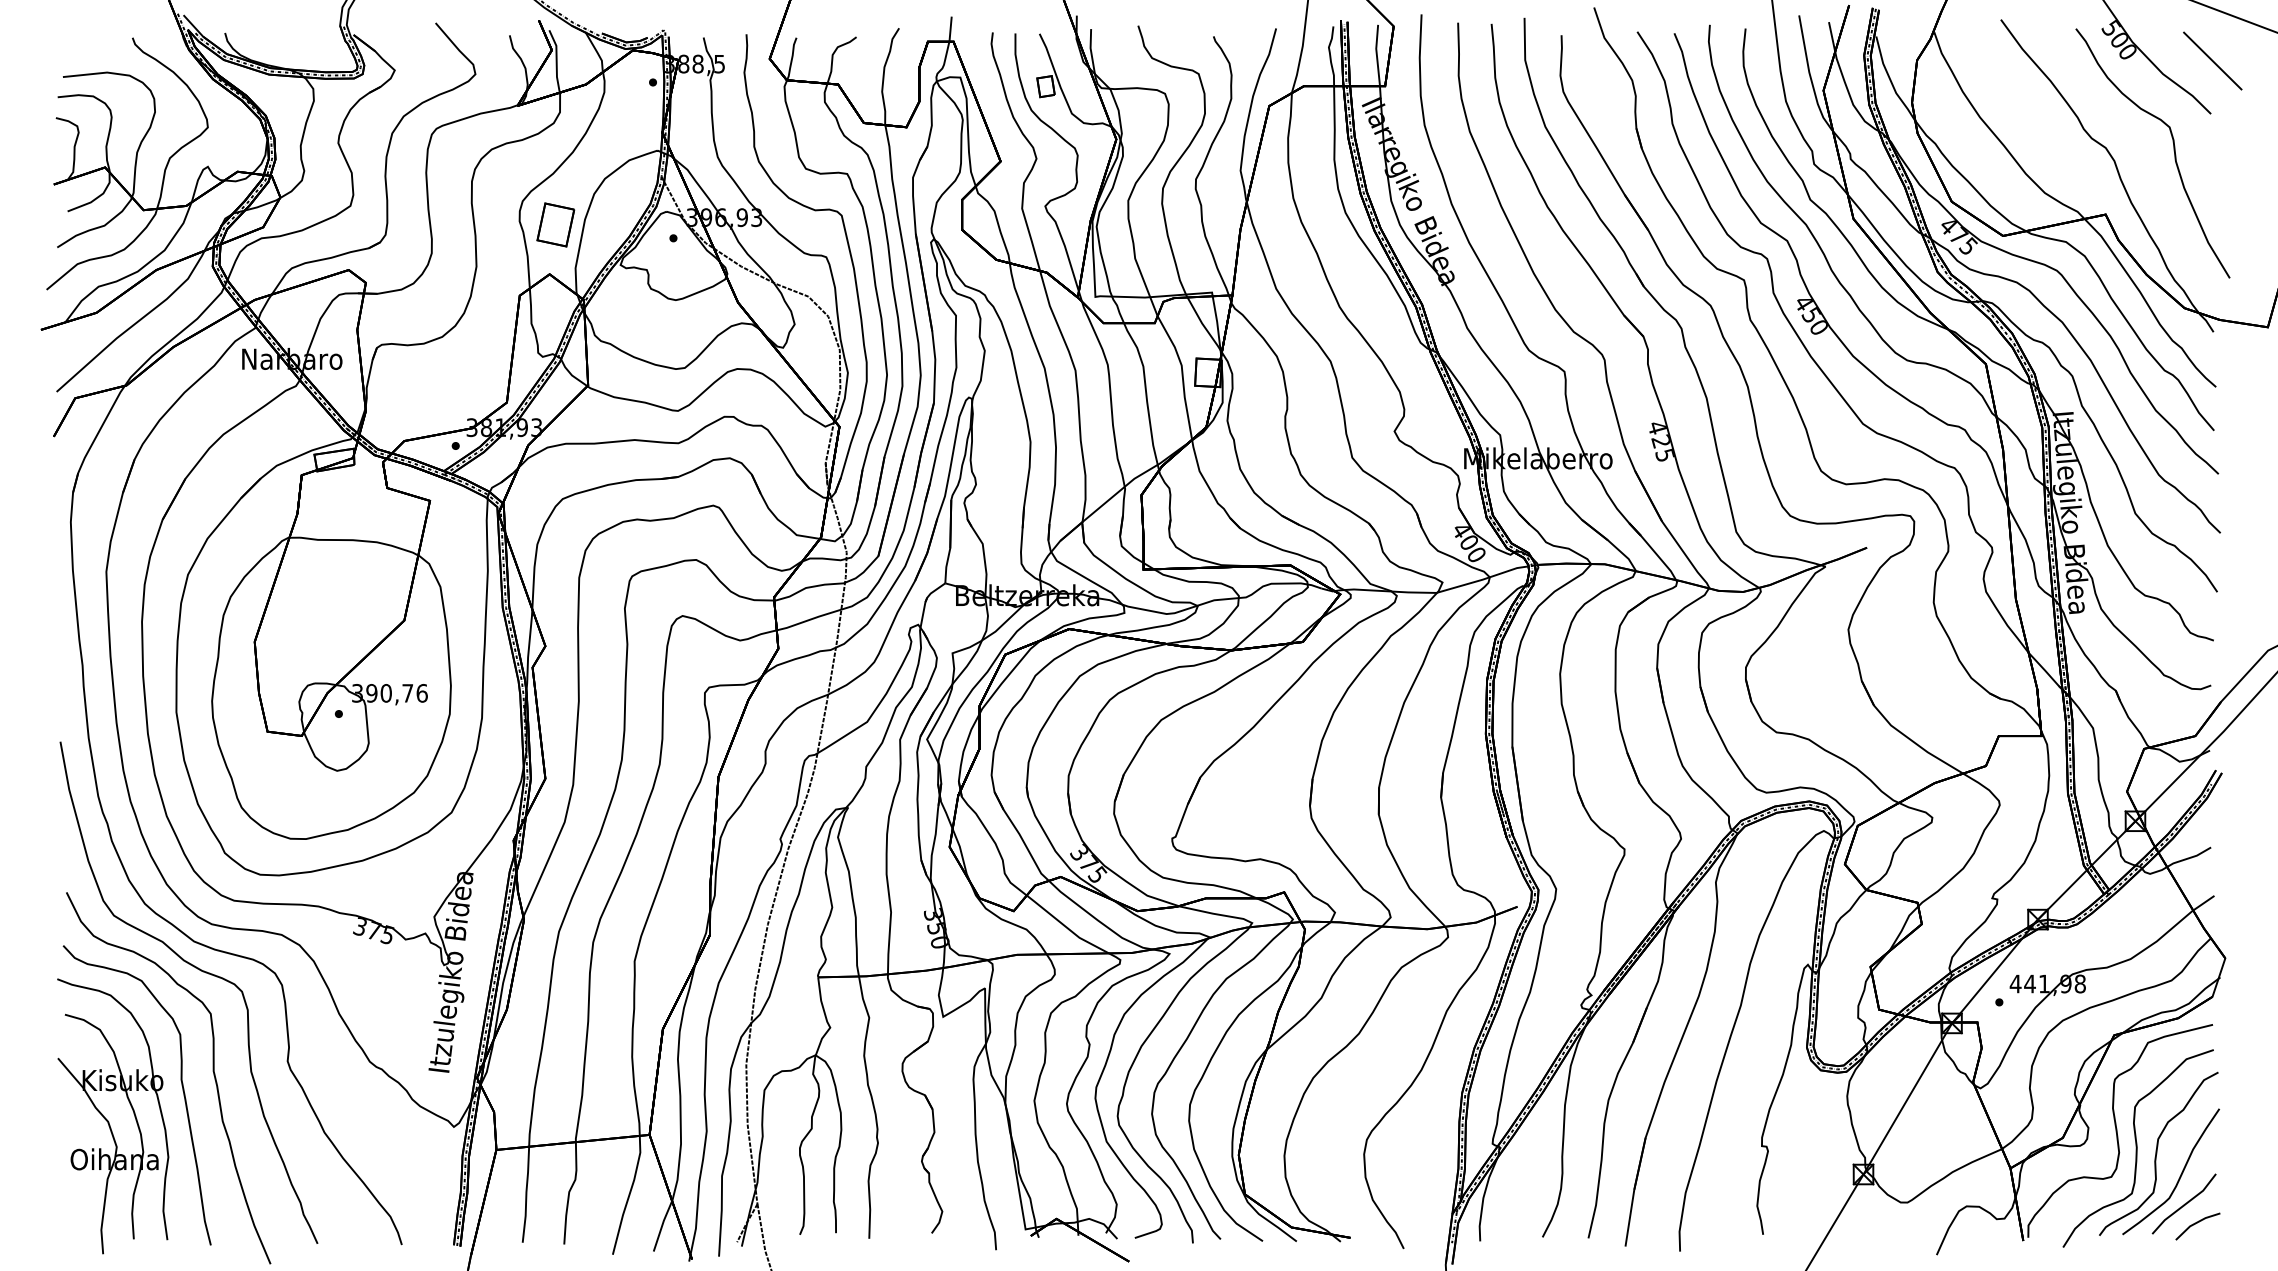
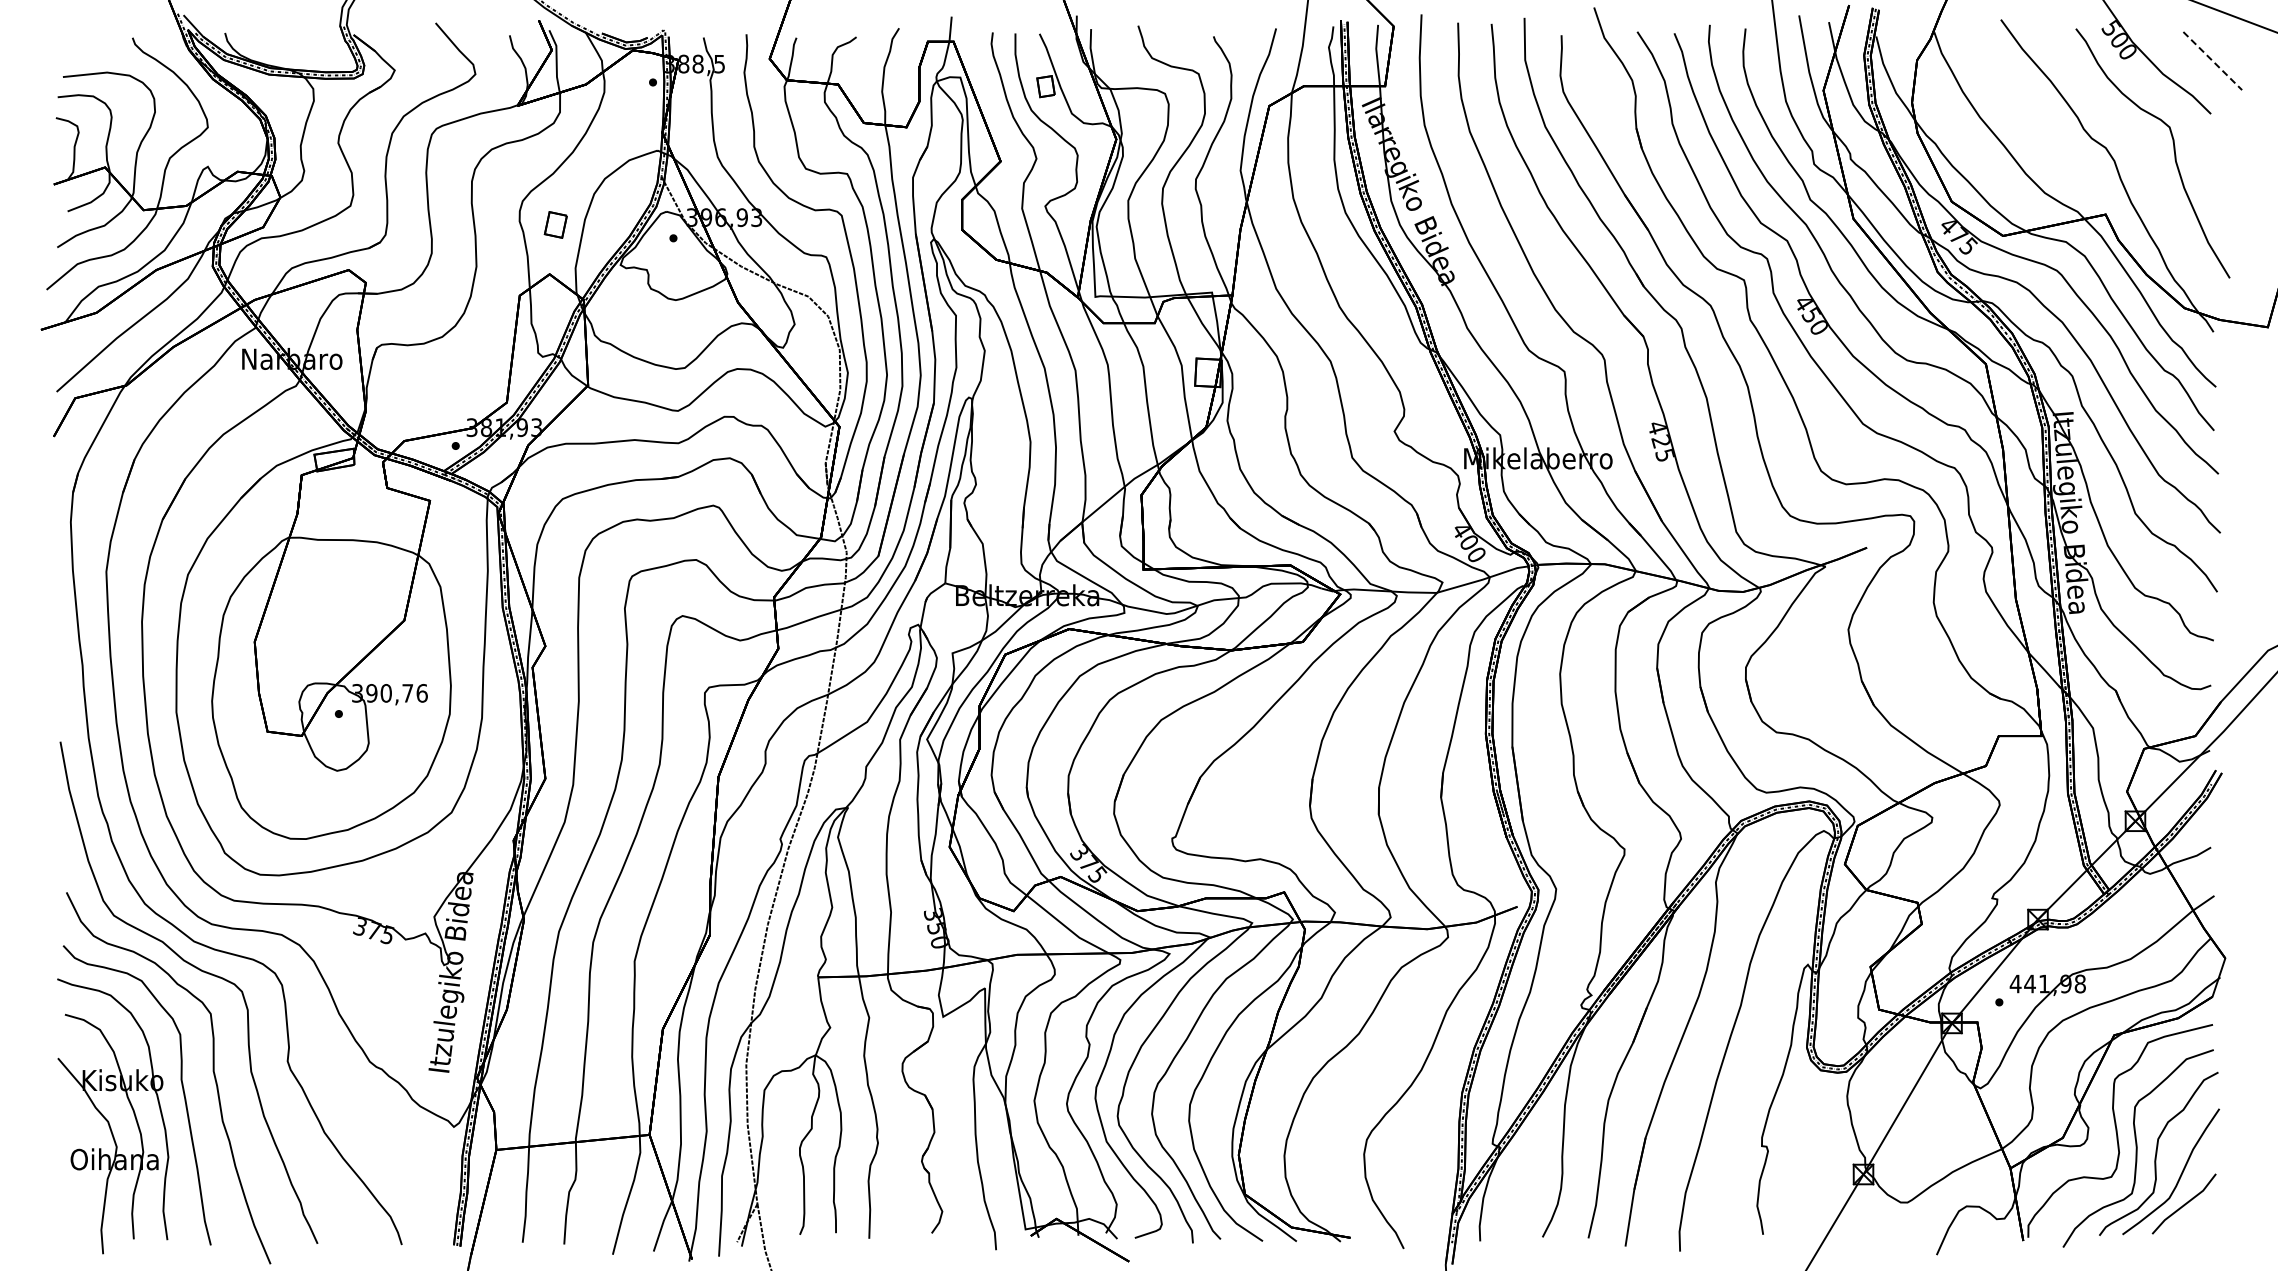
line: solid -> dashed (2213, 61)
part size: 40x46 px -> 25x28 px (555, 224)
line: present -> none (2195, 1224)
